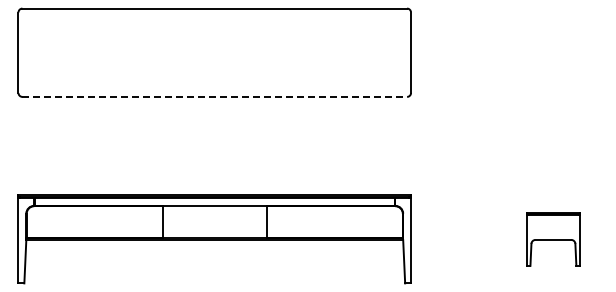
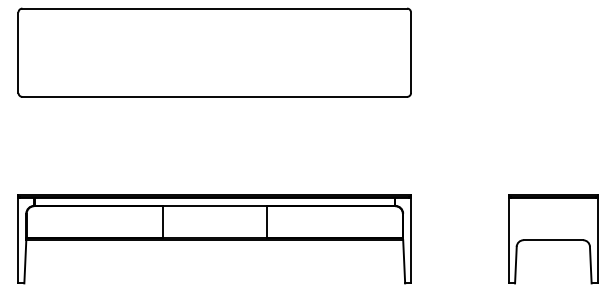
line: dashed -> solid (215, 96)
part size: 55x55 px -> 91x91 px (553, 239)
